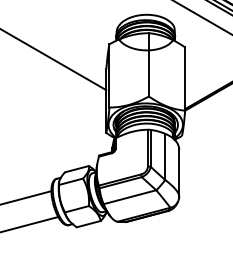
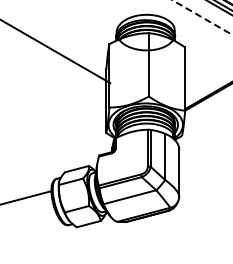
line: solid -> dashed (202, 17)
line position: (54, 60) -> (56, 52) (56, 52)
line: present -> none (30, 223)
